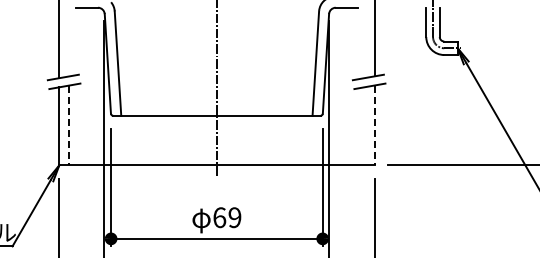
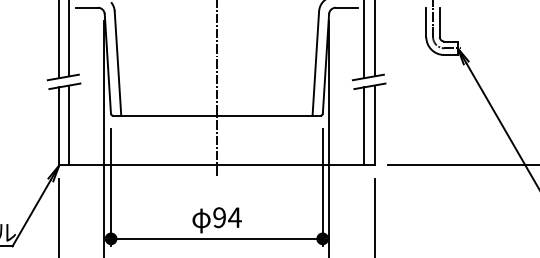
line: none -> present (69, 39)
line: none -> present (364, 40)
line: dashed -> solid (69, 125)
line: dashed -> solid (374, 125)
line: none -> present (364, 126)
text: 69 -> 94 (227, 217)
